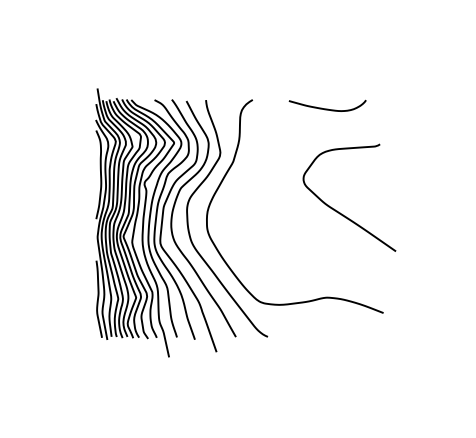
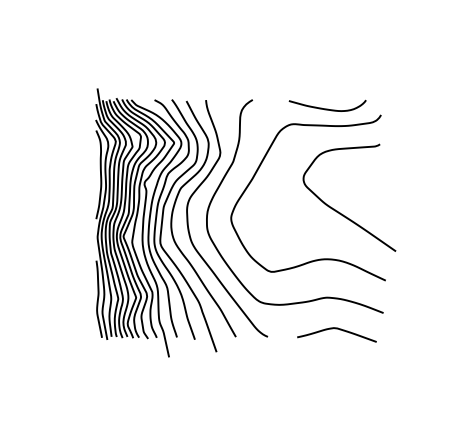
curve: none -> present (257, 172)
curve: none -> present (336, 329)
